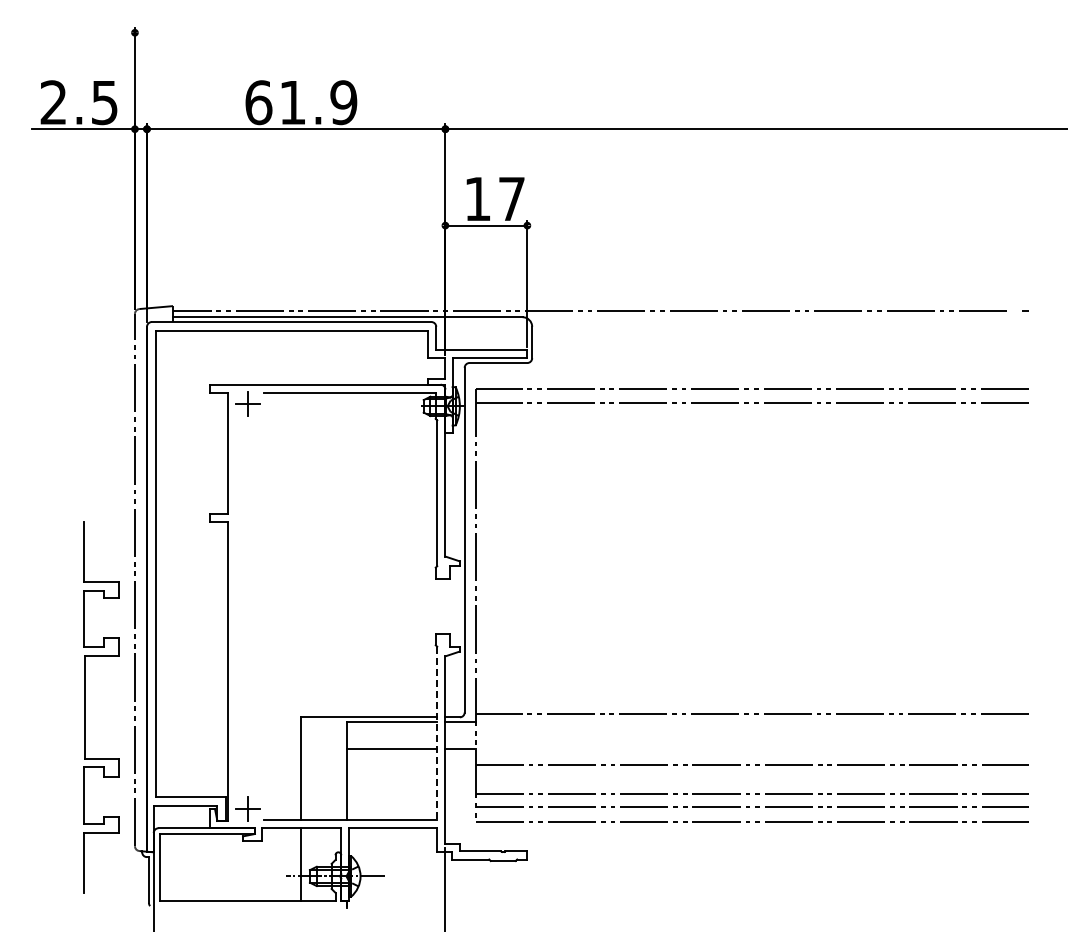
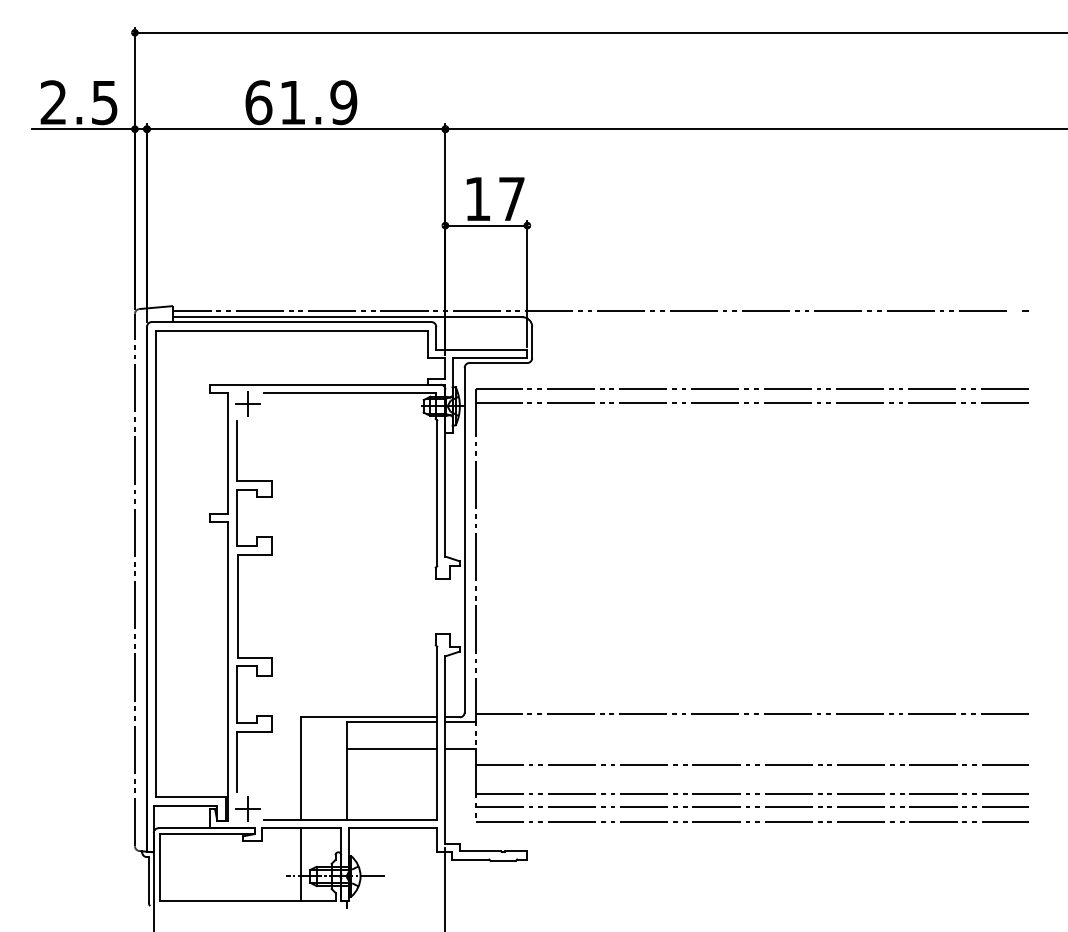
line: none -> present (599, 32)
part position: (85, 707) -> (238, 606) (238, 606)
line: dashed -> solid (437, 733)
